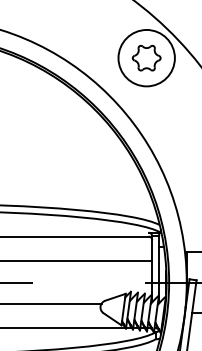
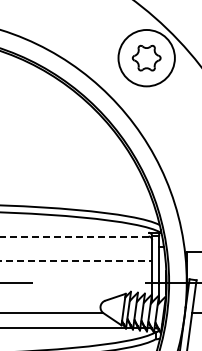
line: solid -> dashed (74, 236)
line: solid -> dashed (76, 261)
line position: (51, 303) -> (51, 312) (51, 312)
